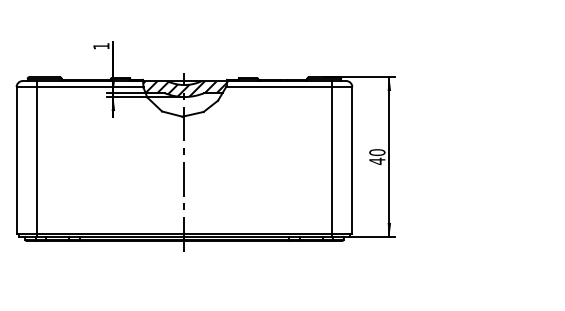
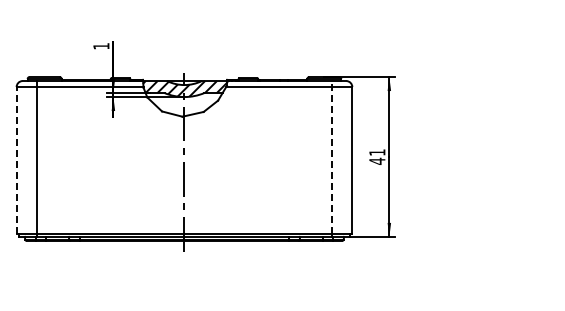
text: 40 -> 41 (377, 152)
line: solid -> dashed (332, 157)
line: solid -> dashed (16, 160)
